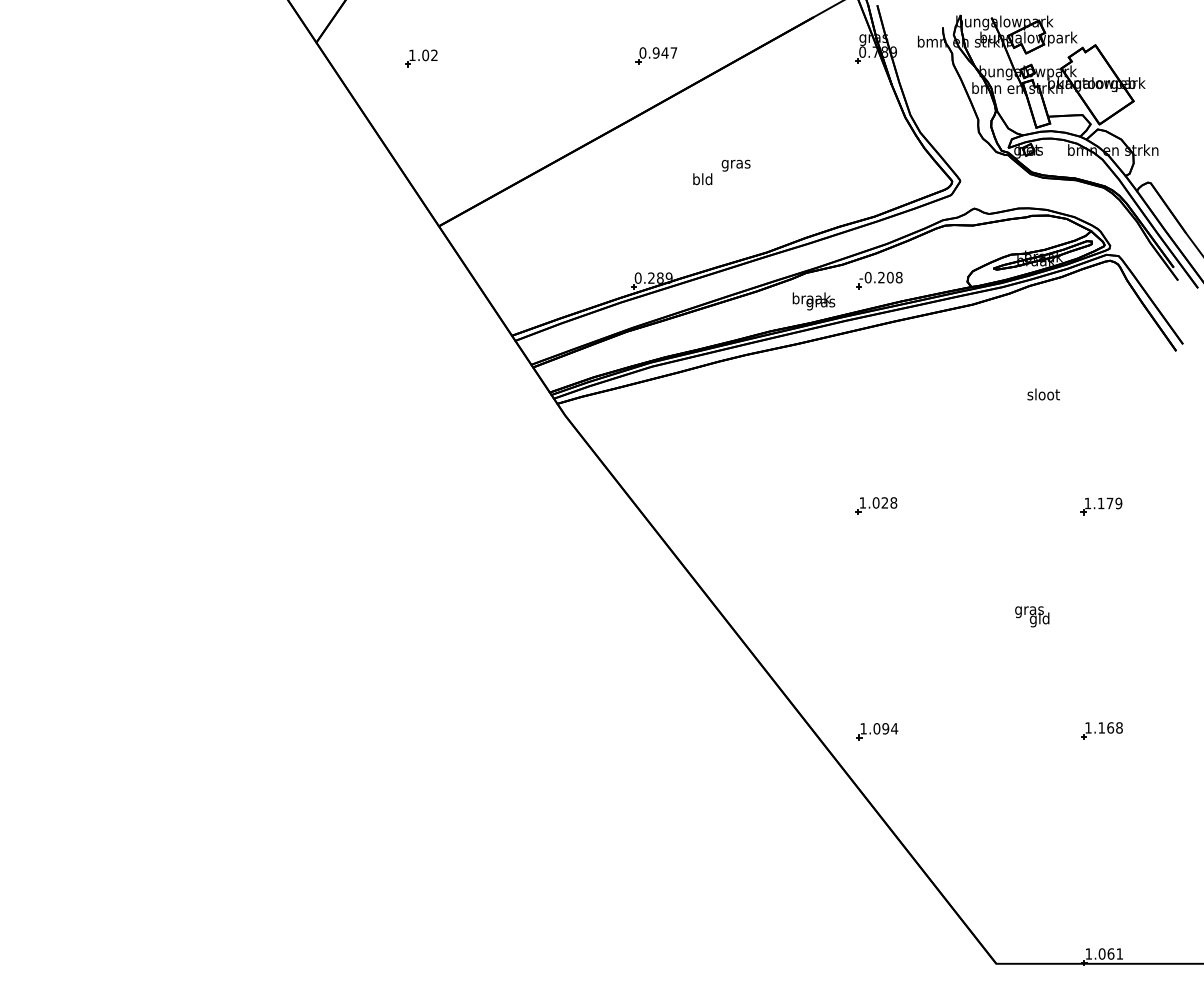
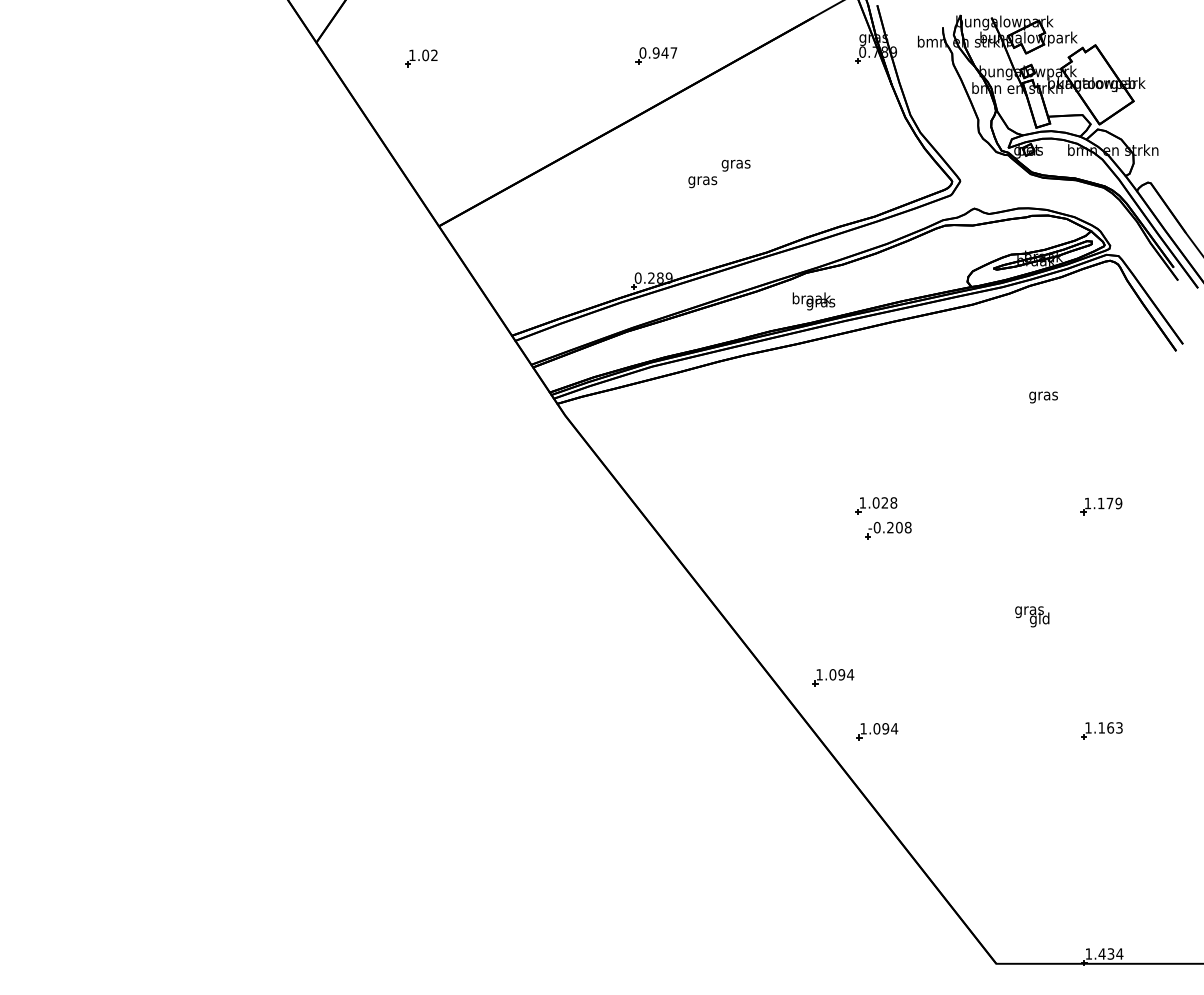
text: bld -> gras (702, 180)
part position: (879, 280) -> (888, 530) (888, 530)
text: sloot -> gras (1043, 395)
part: none -> present (833, 677)
text: 1.168 -> 1.163 (1119, 727)
text: 1.061 -> 1.434 (1110, 953)
